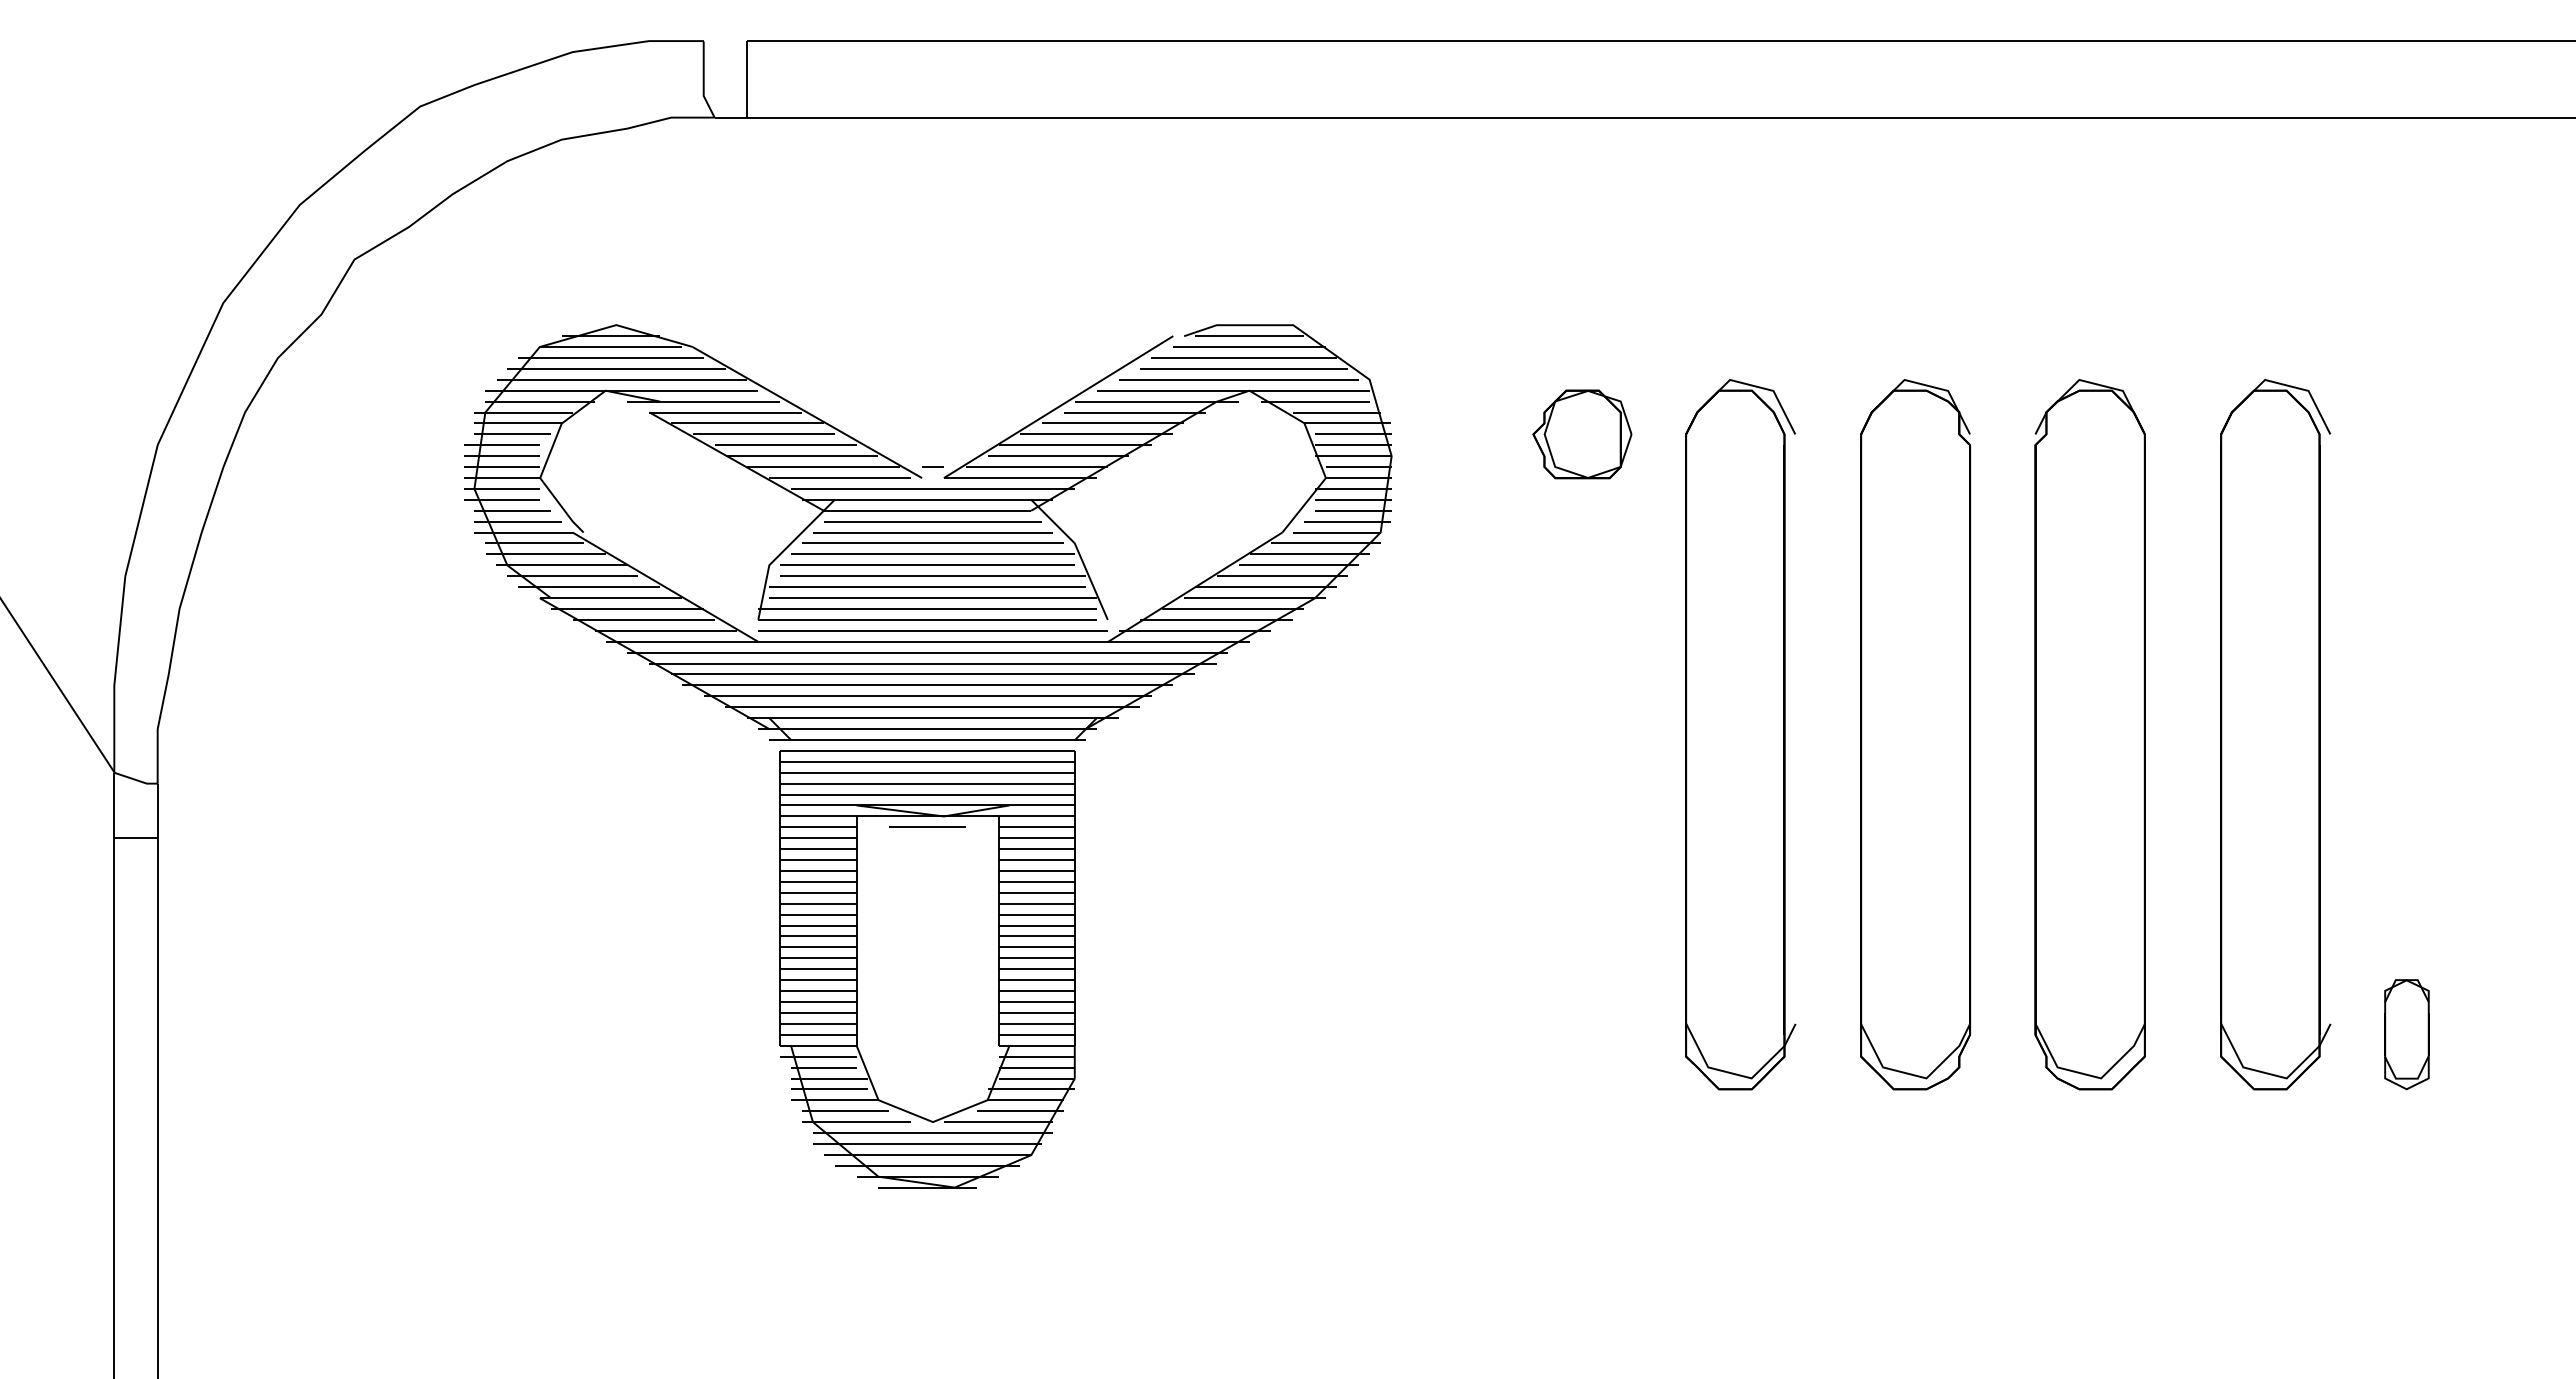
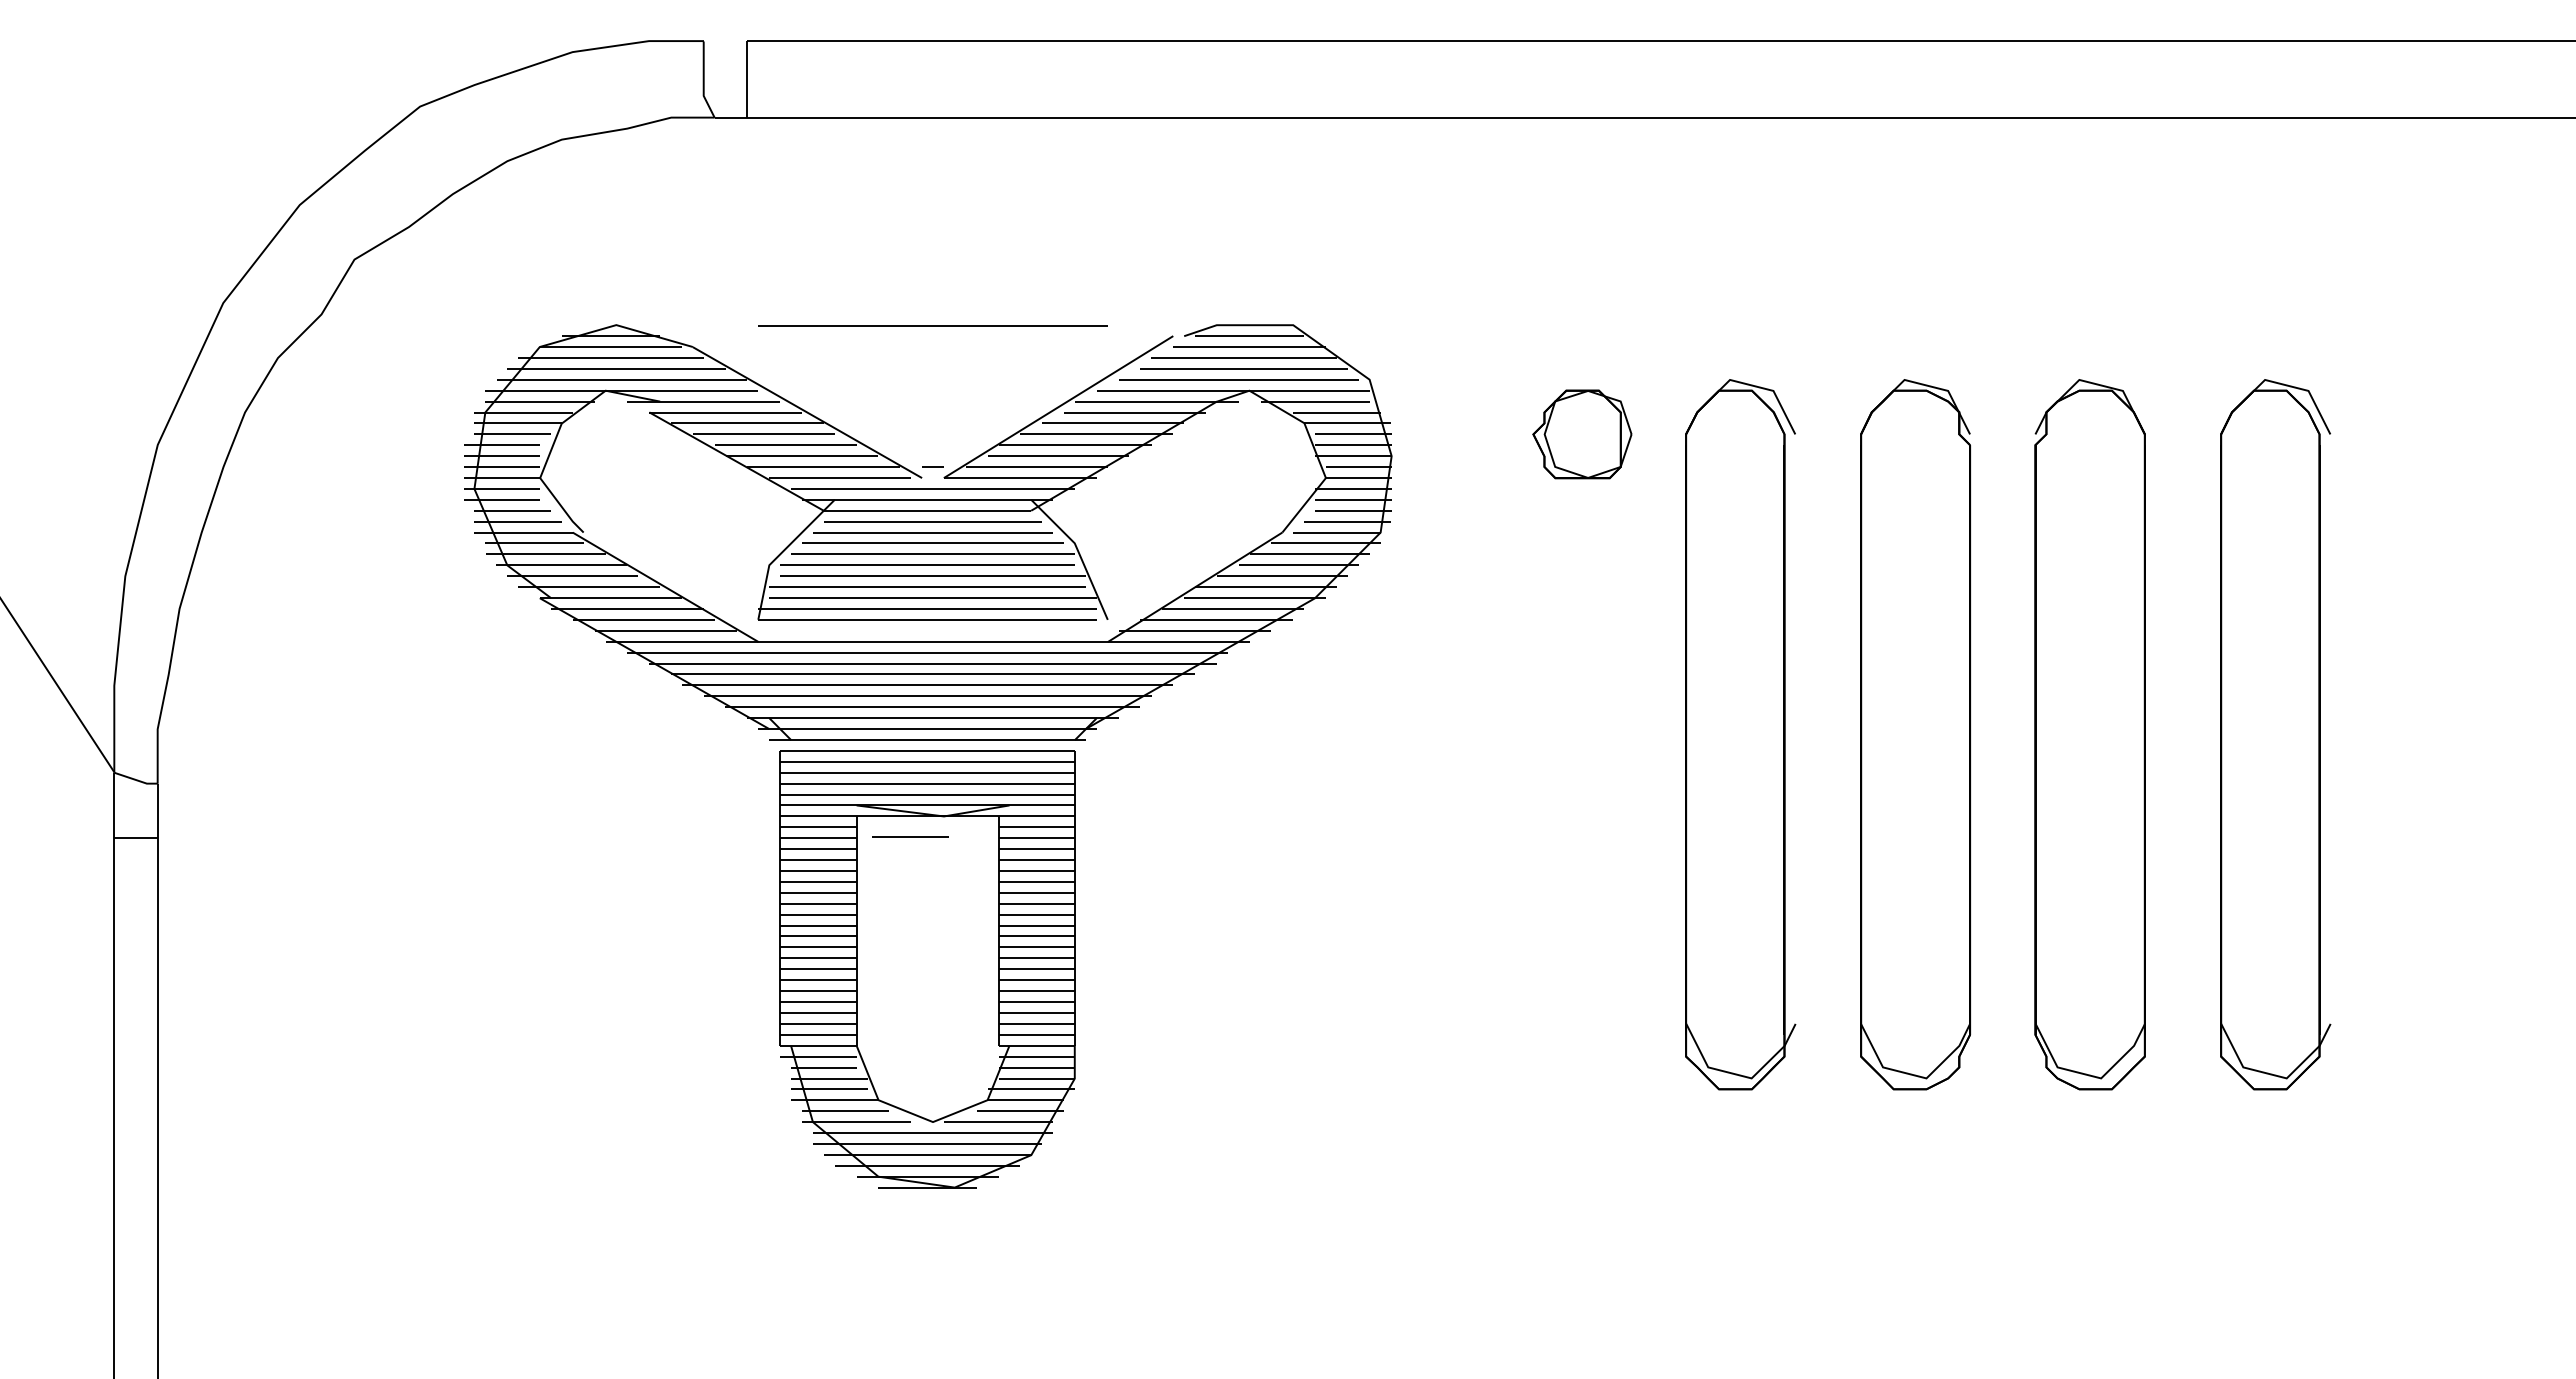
line position: (932, 630) -> (932, 325) (932, 325)
line position: (927, 826) -> (910, 836) (910, 836)
part: present -> none (2406, 1034)
